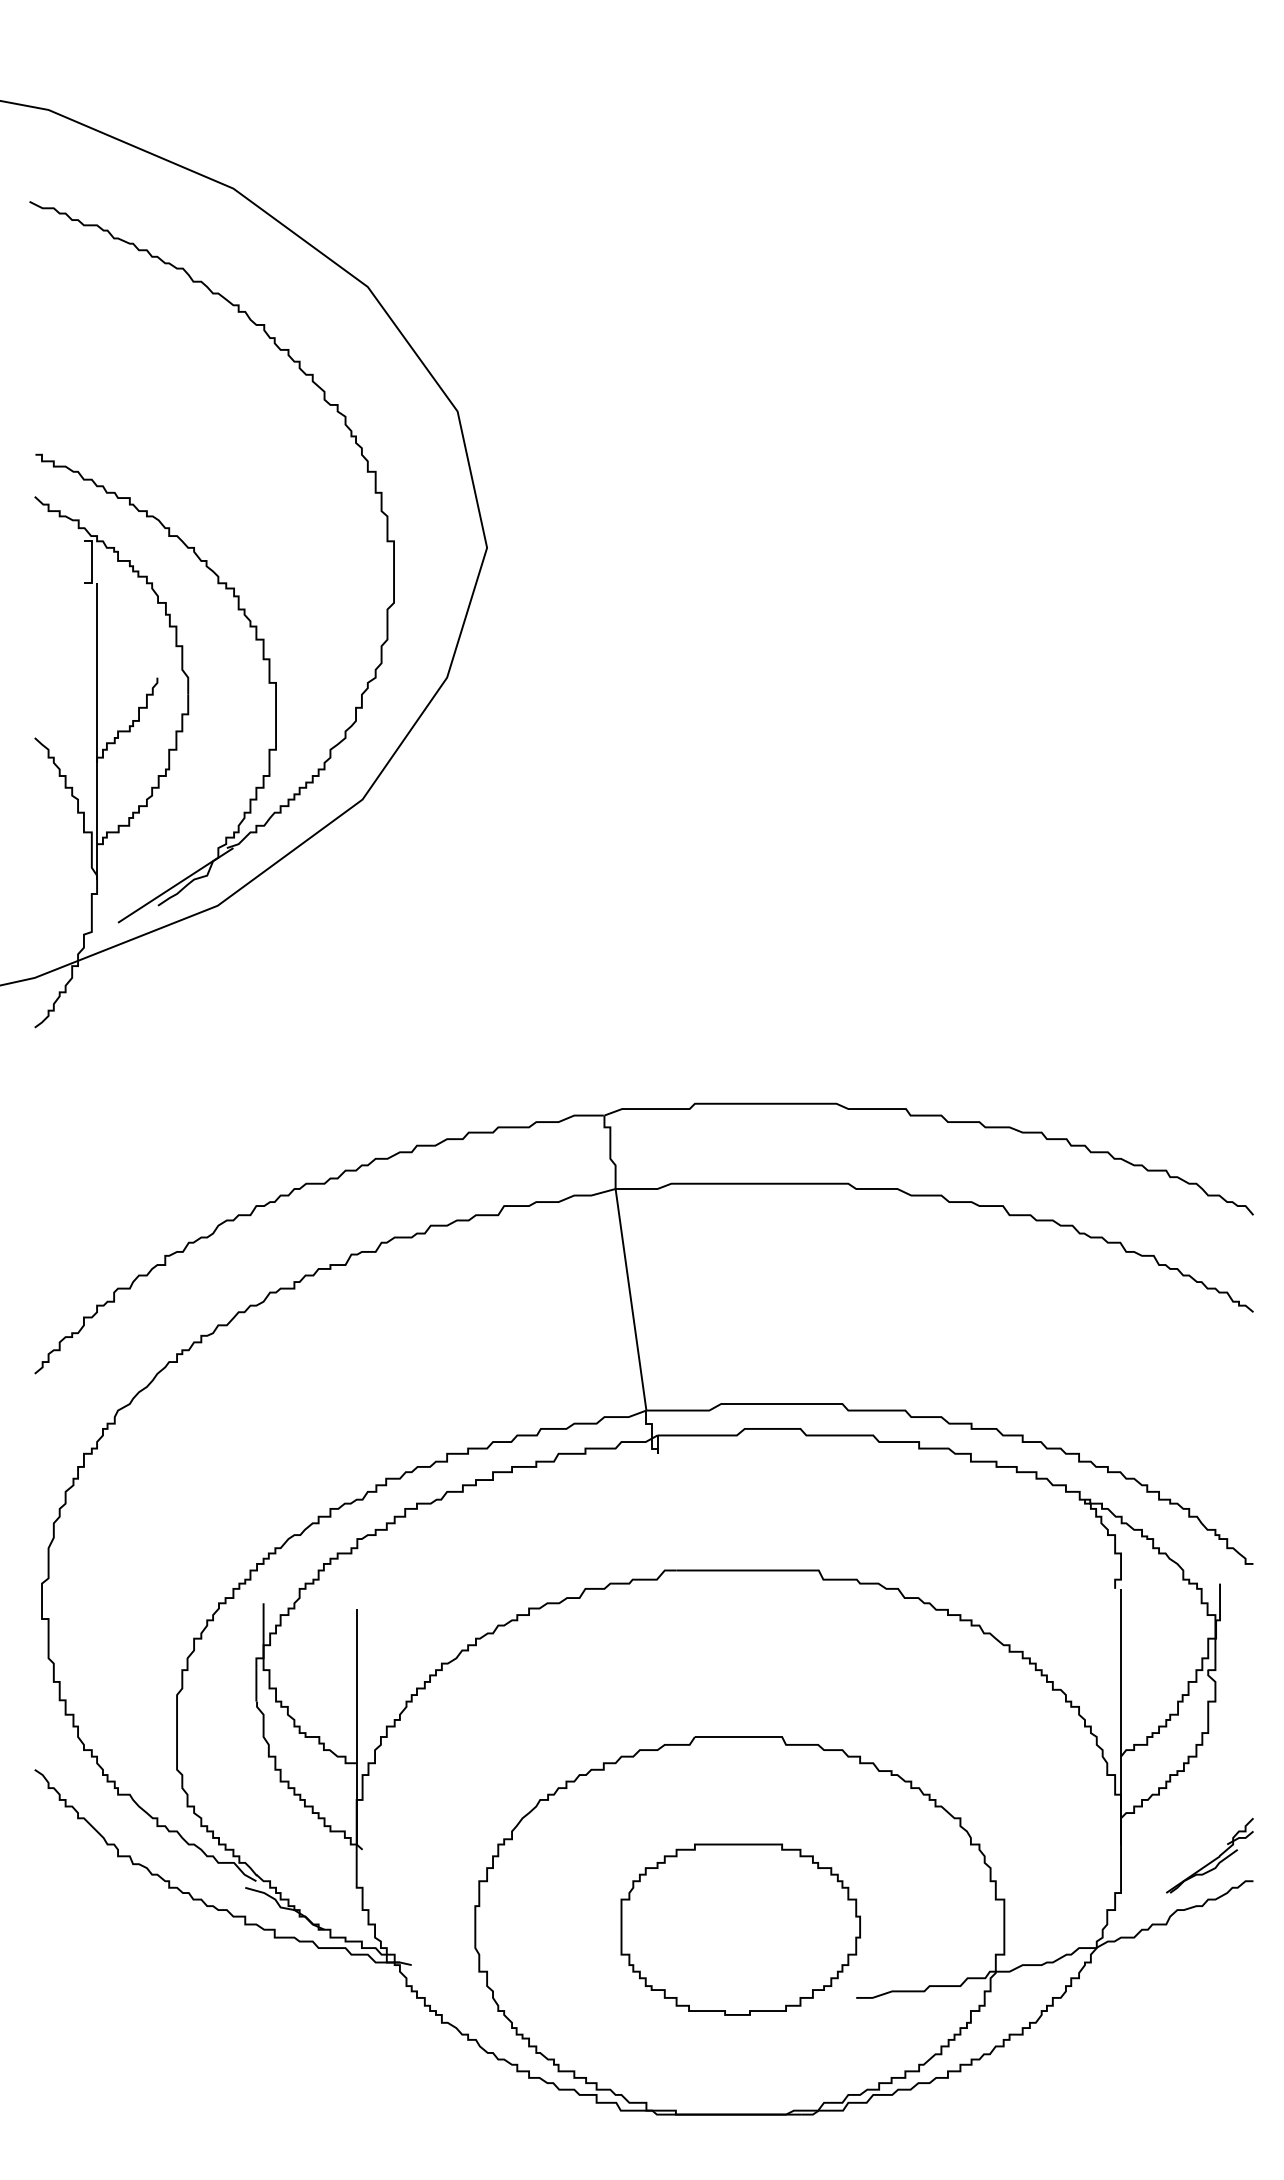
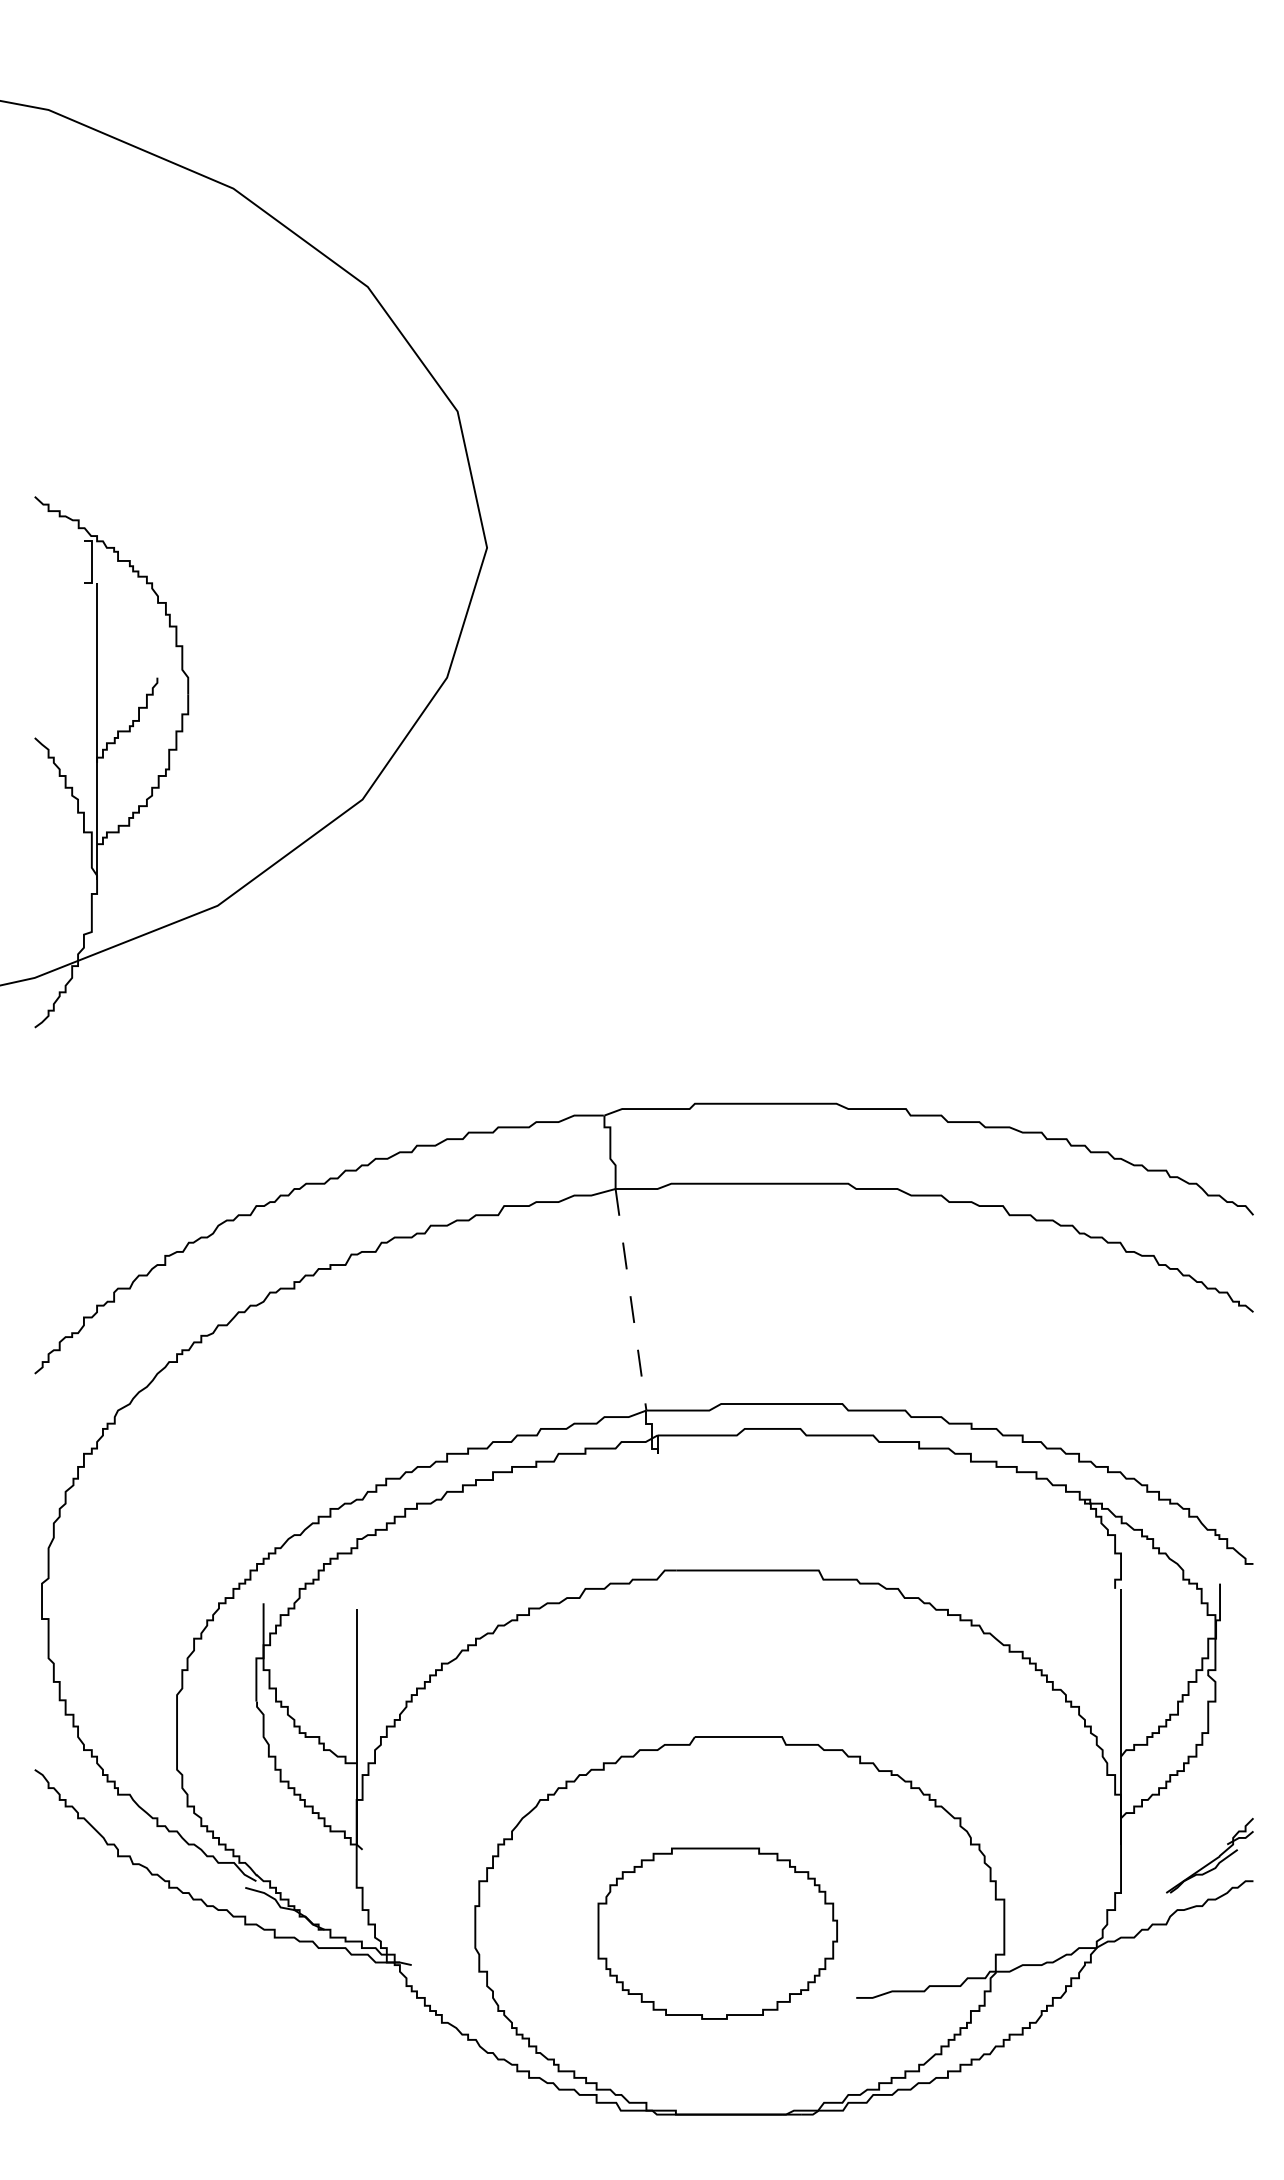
part: present -> none (211, 562)
line: solid -> dashed (631, 1299)
part position: (740, 1929) -> (717, 1933) (717, 1933)
